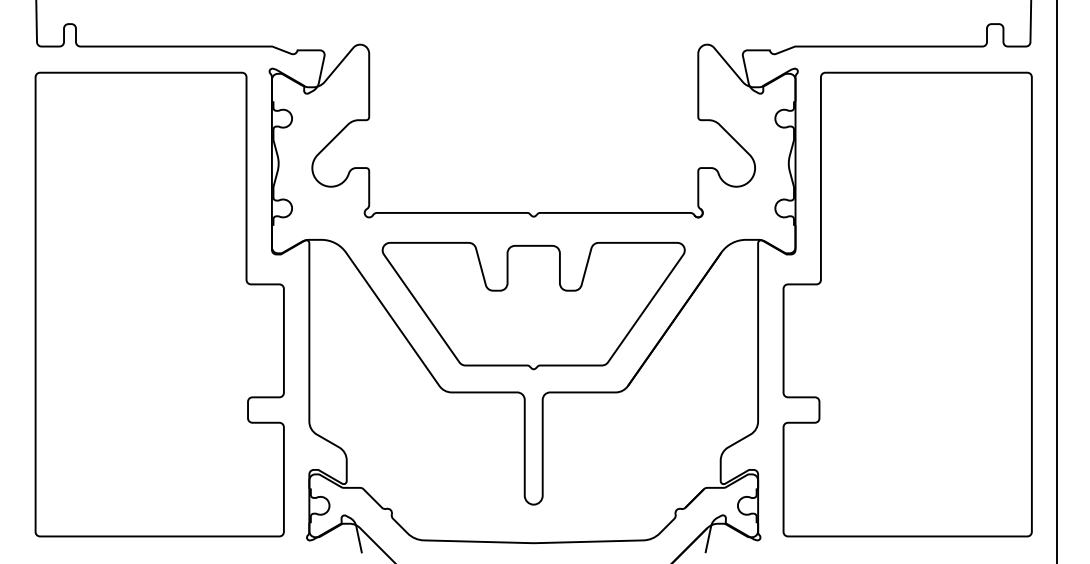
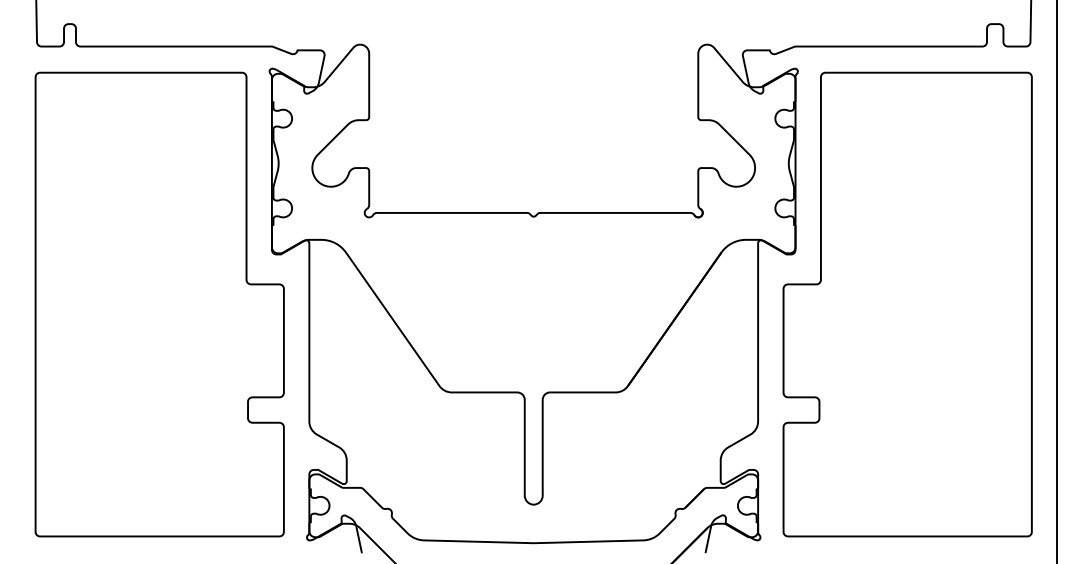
part: present -> none (533, 306)
